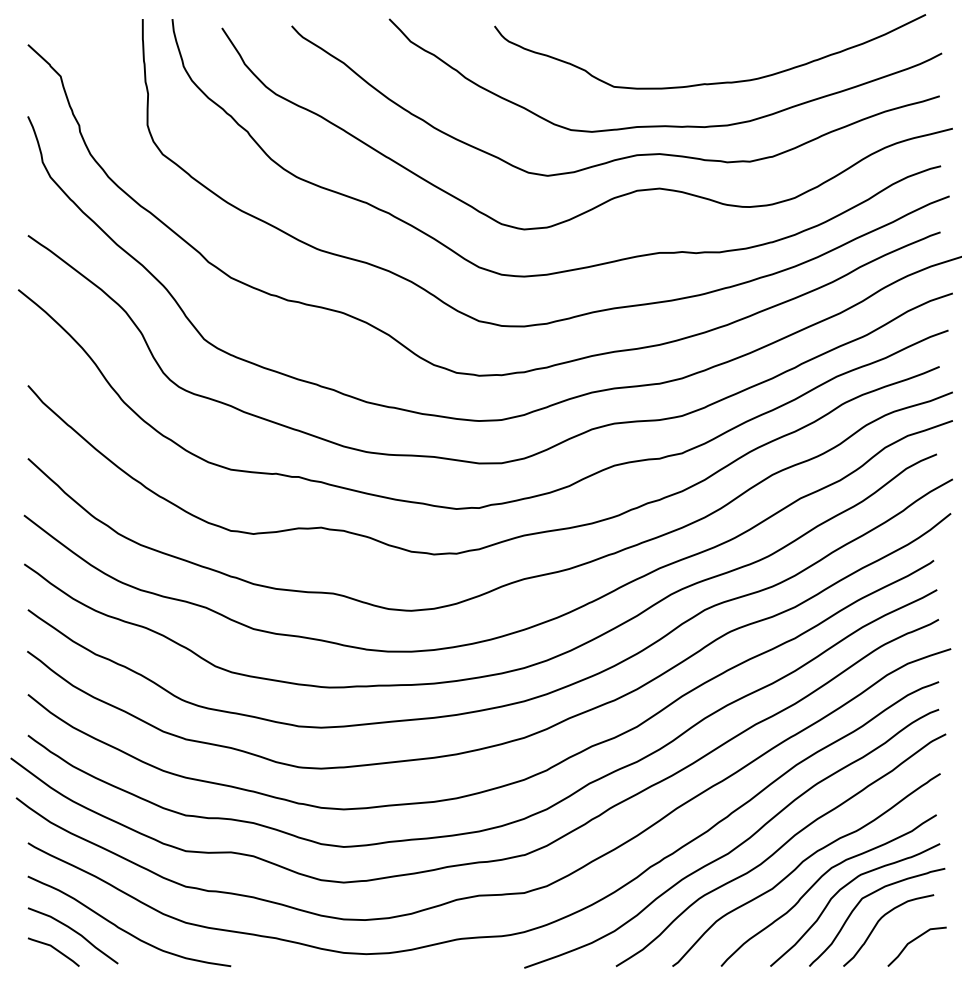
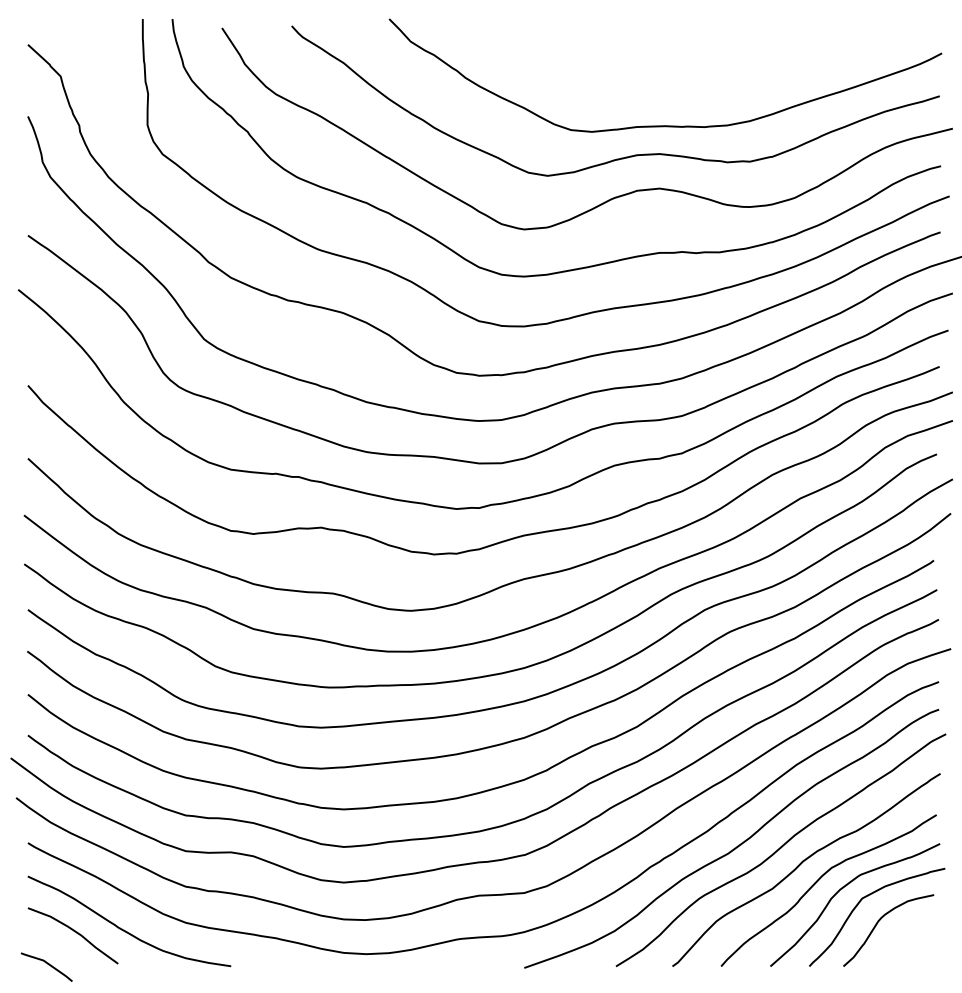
curve: present -> none (713, 82)
line: present -> none (913, 941)
line position: (54, 949) -> (47, 964) (47, 964)
